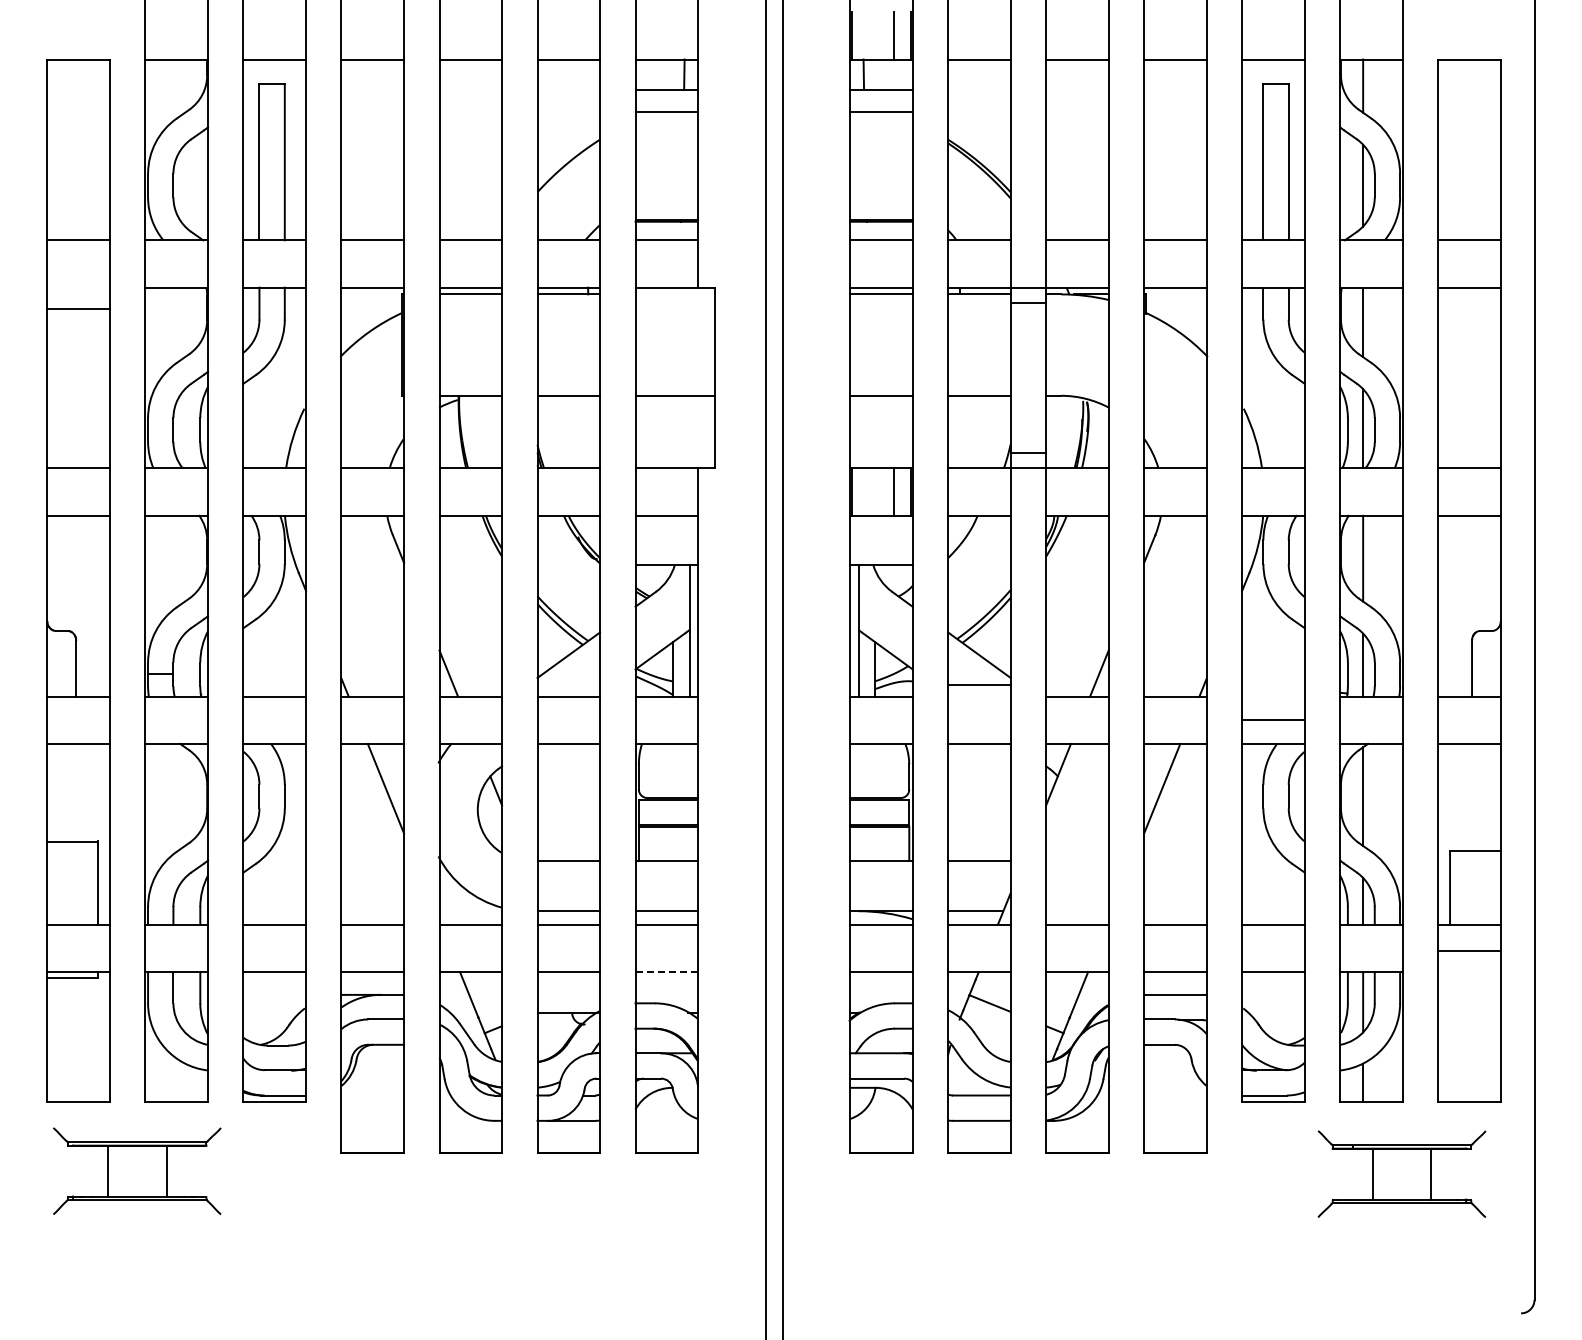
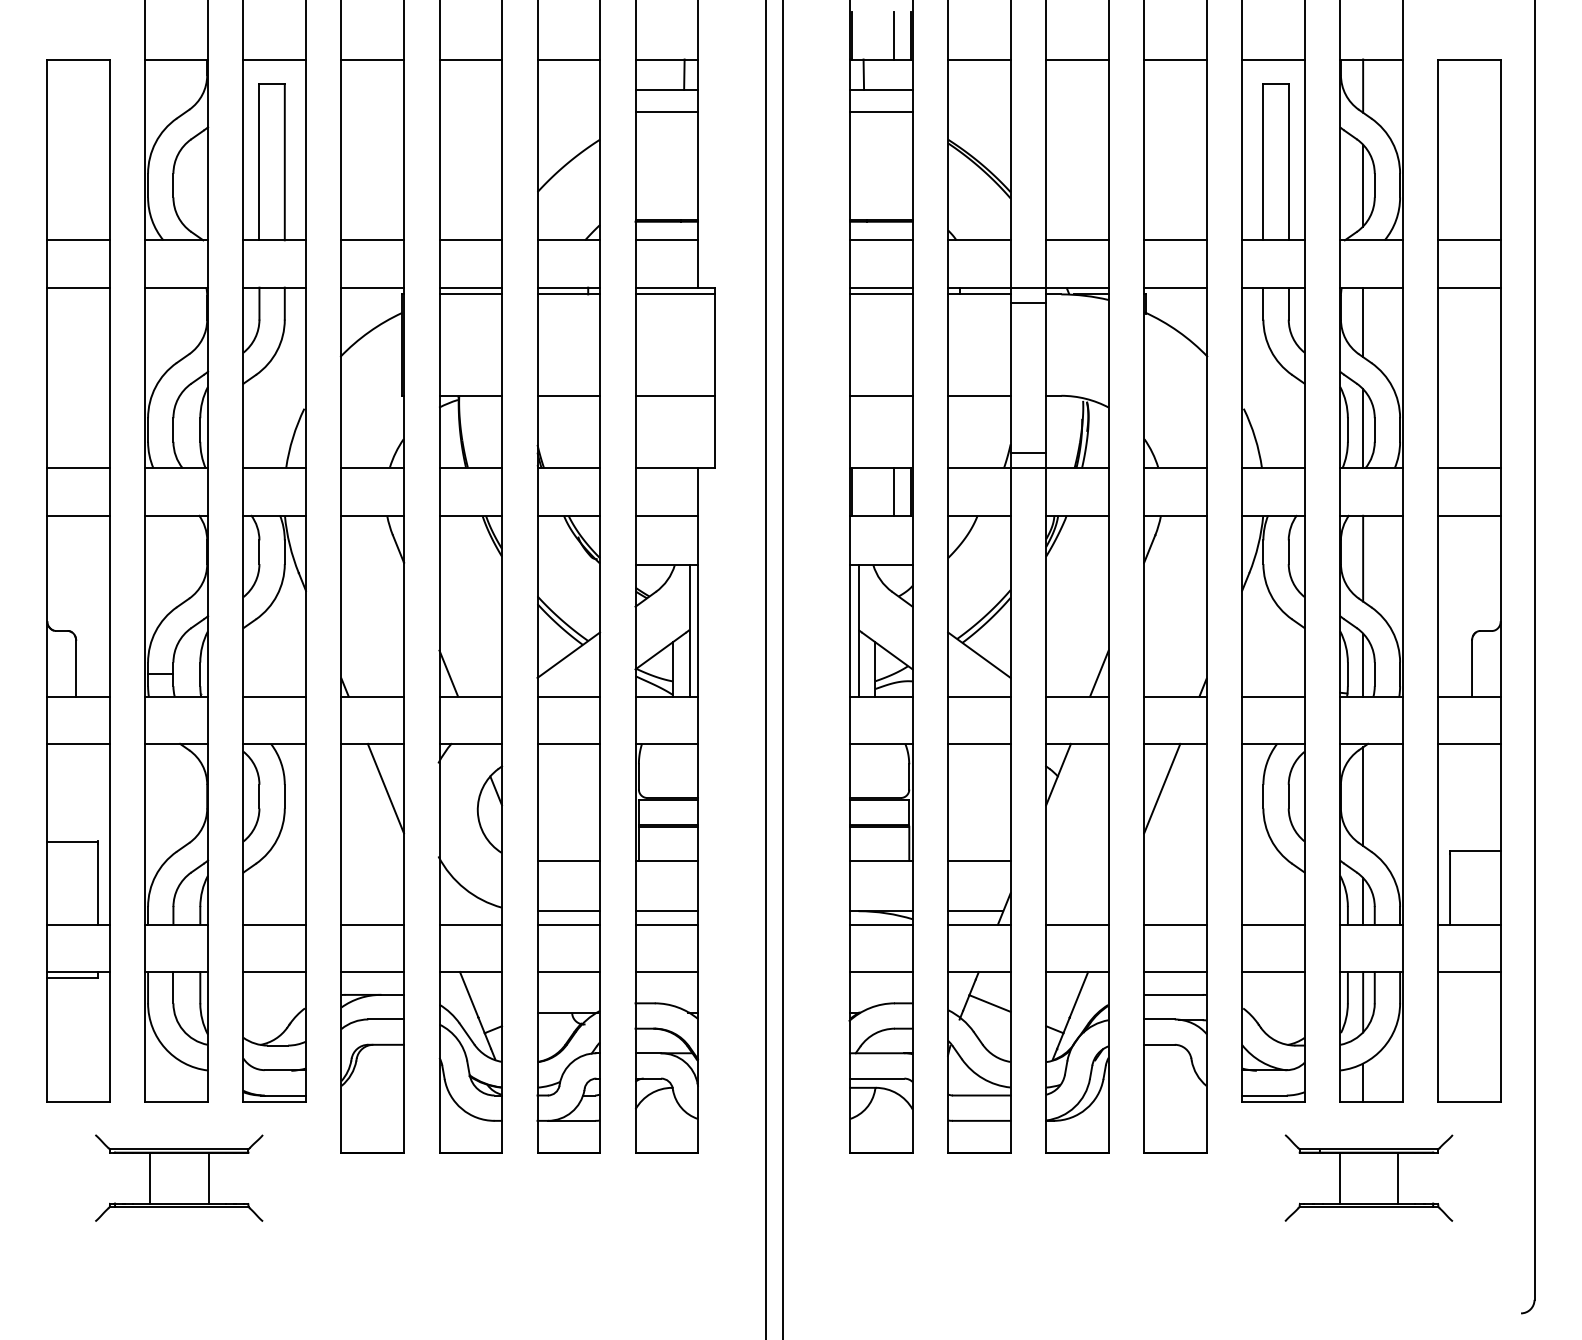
line: none -> present (674, 294)
line position: (78, 308) -> (78, 287) (78, 287)
line position: (979, 684) -> (979, 696) (979, 696)
line position: (1273, 719) -> (1273, 696) (1273, 696)
line position: (1469, 951) -> (1469, 972) (1469, 972)
line: dashed -> solid (667, 972)
part position: (137, 1170) -> (179, 1177) (179, 1177)
part position: (1401, 1173) -> (1368, 1177) (1368, 1177)
